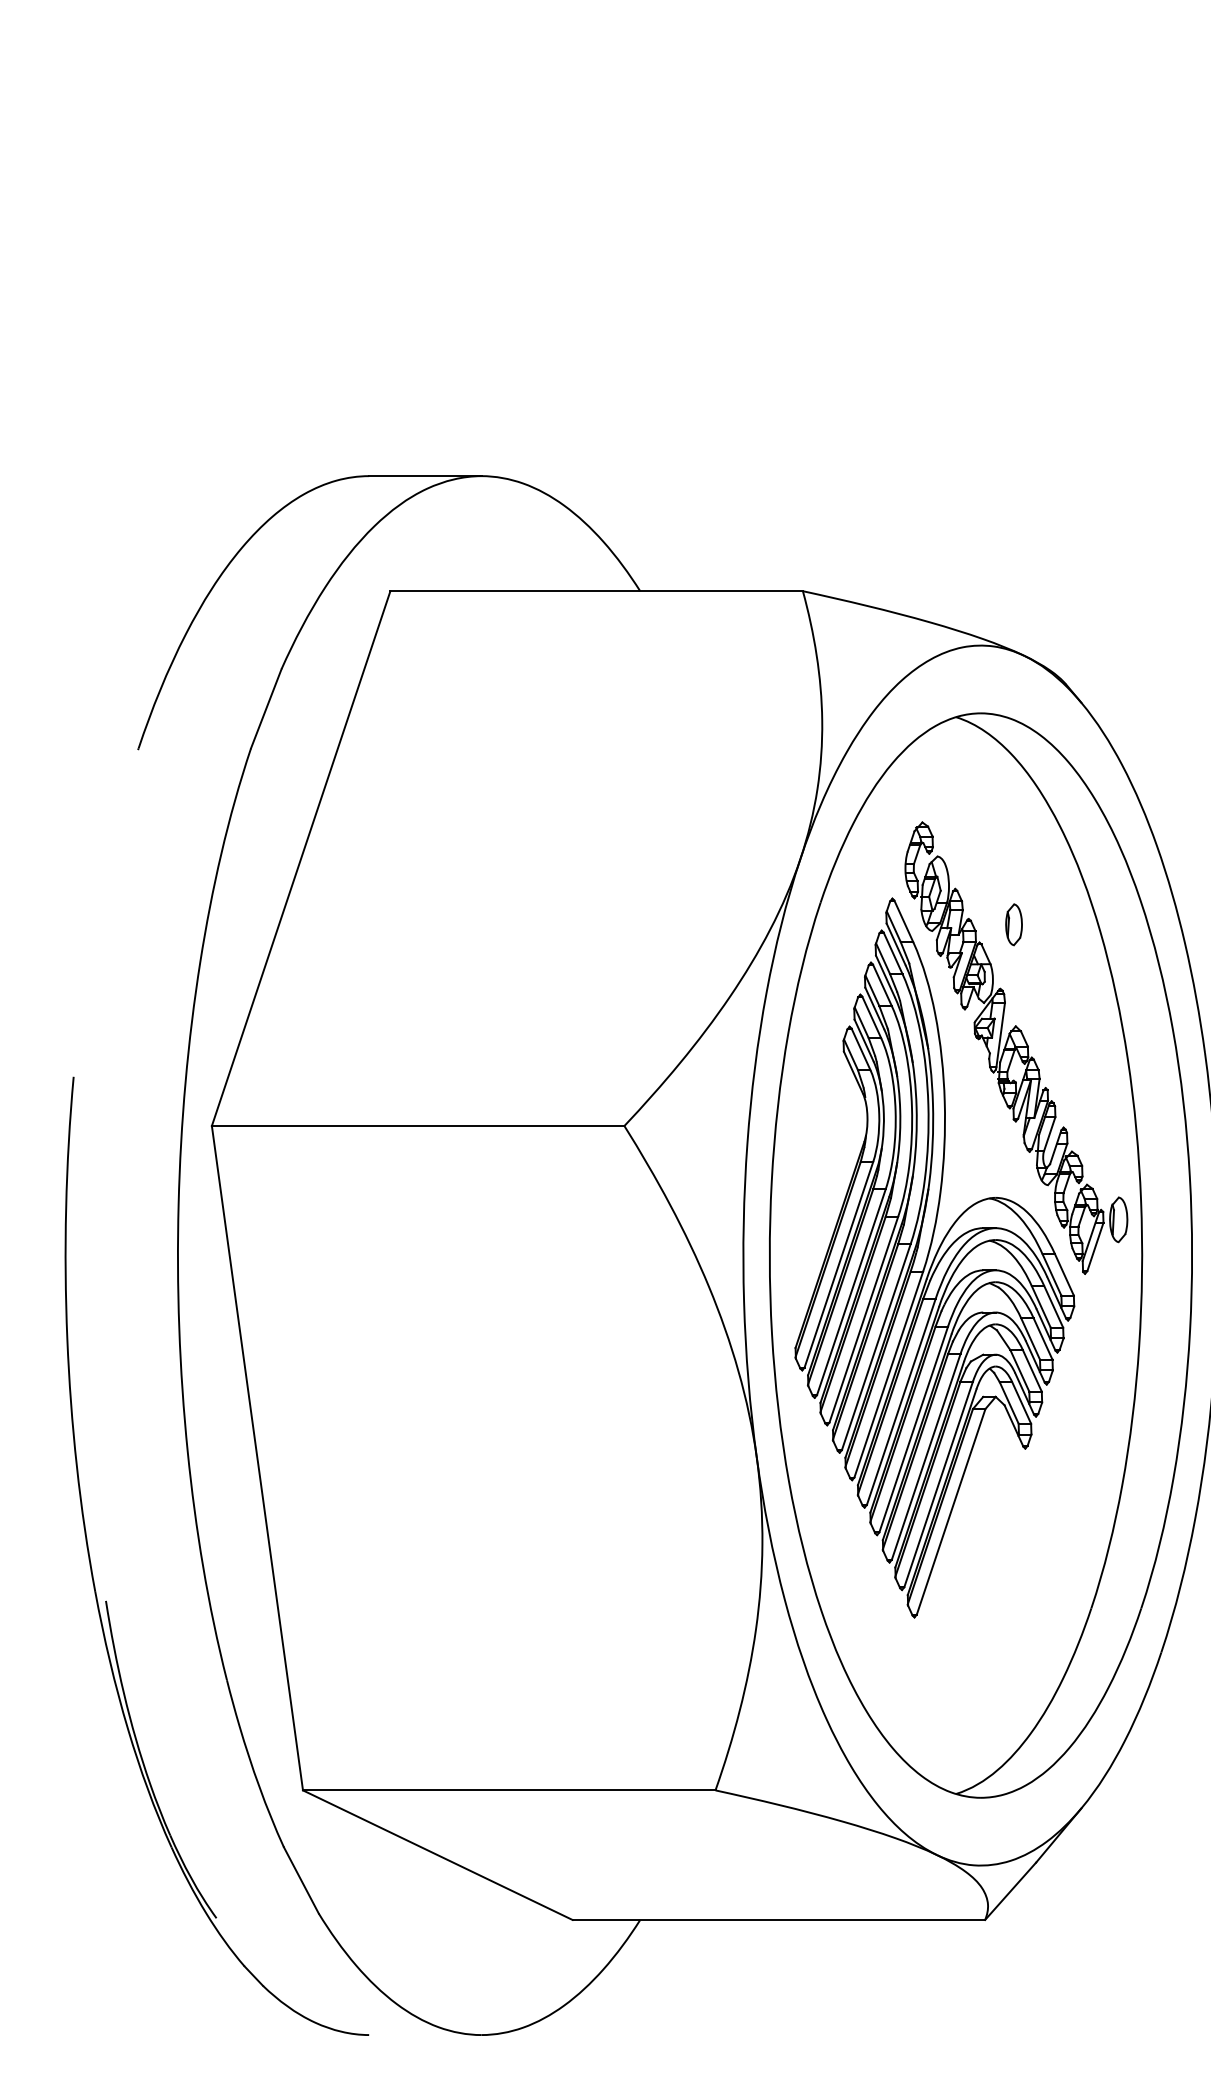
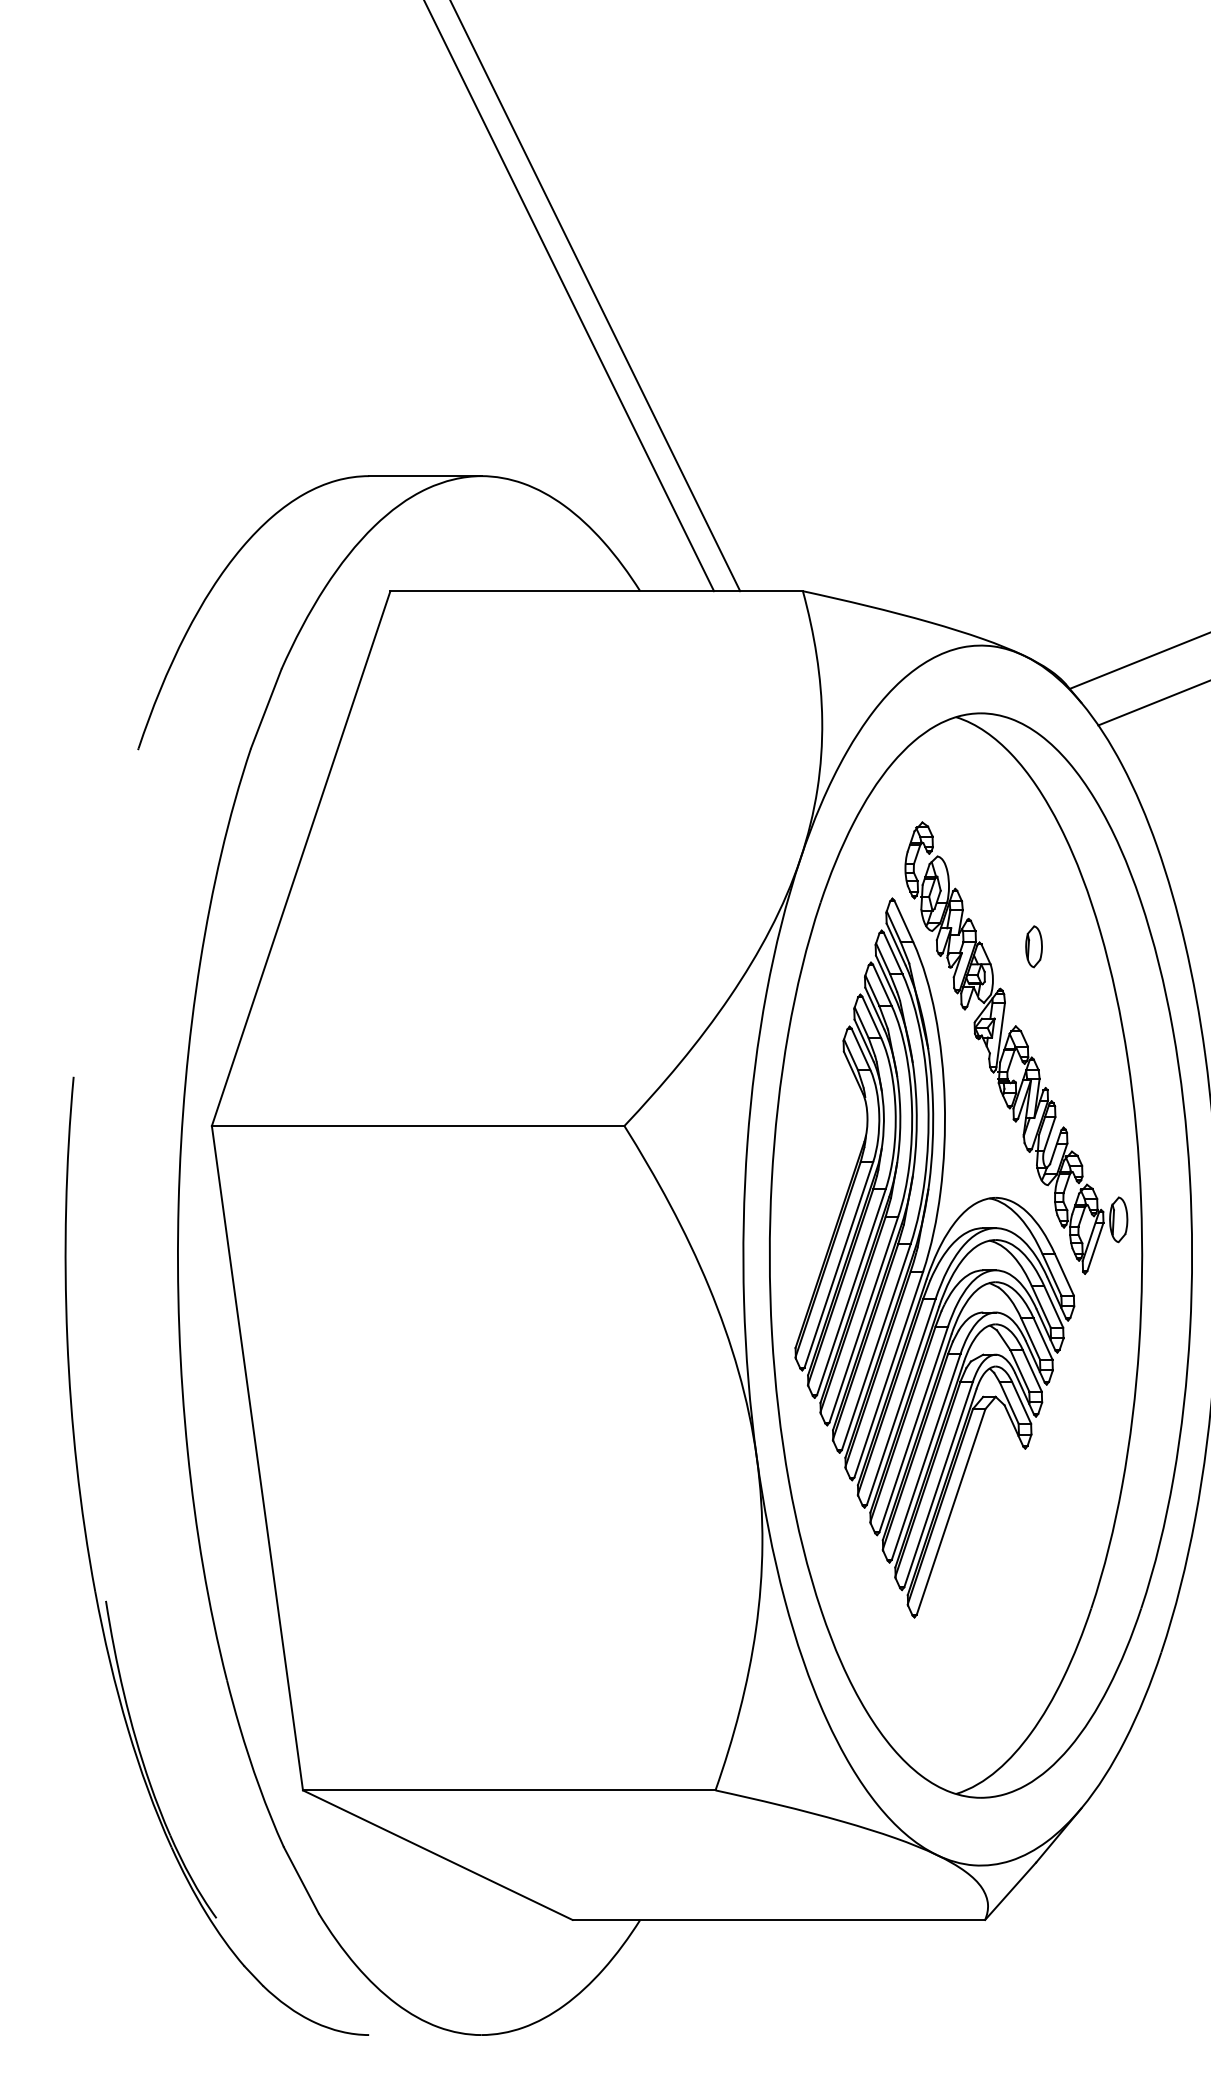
line: none -> present (569, 296)
line: none -> present (595, 296)
line: none -> present (1138, 660)
line: none -> present (1152, 703)
part position: (1013, 924) -> (1033, 946) (1033, 946)
